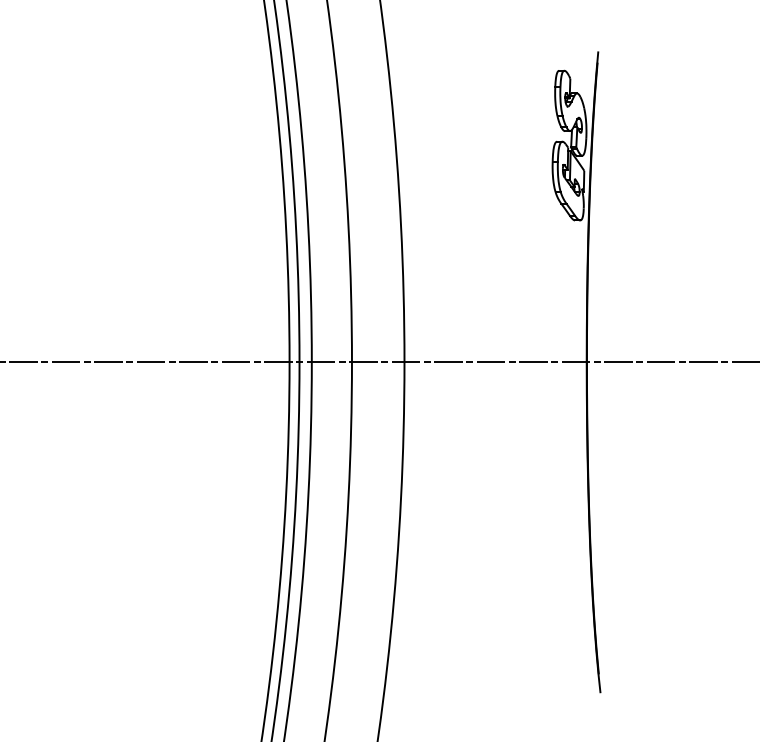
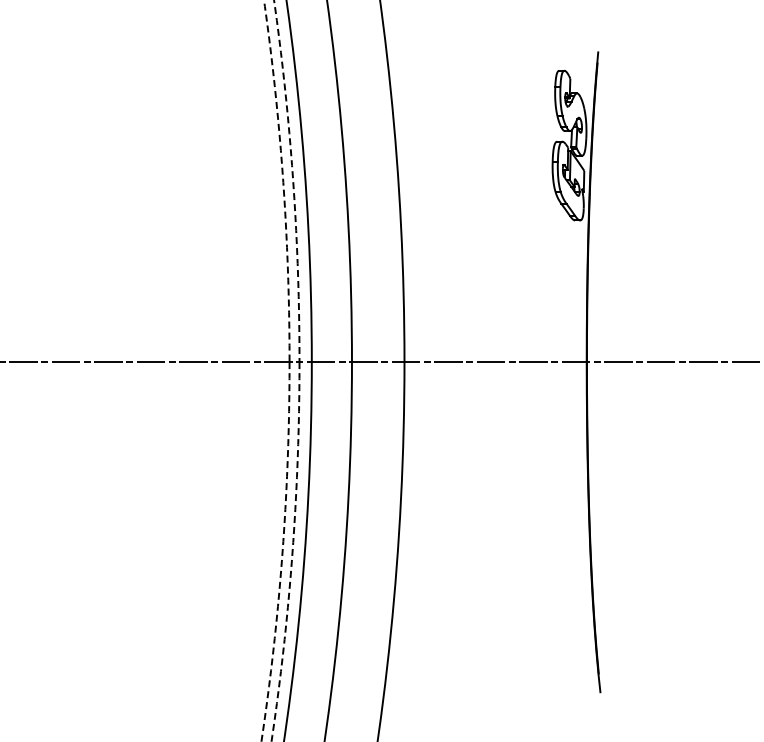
circle: solid -> dashed (275, 370)
circle: solid -> dashed (285, 370)
